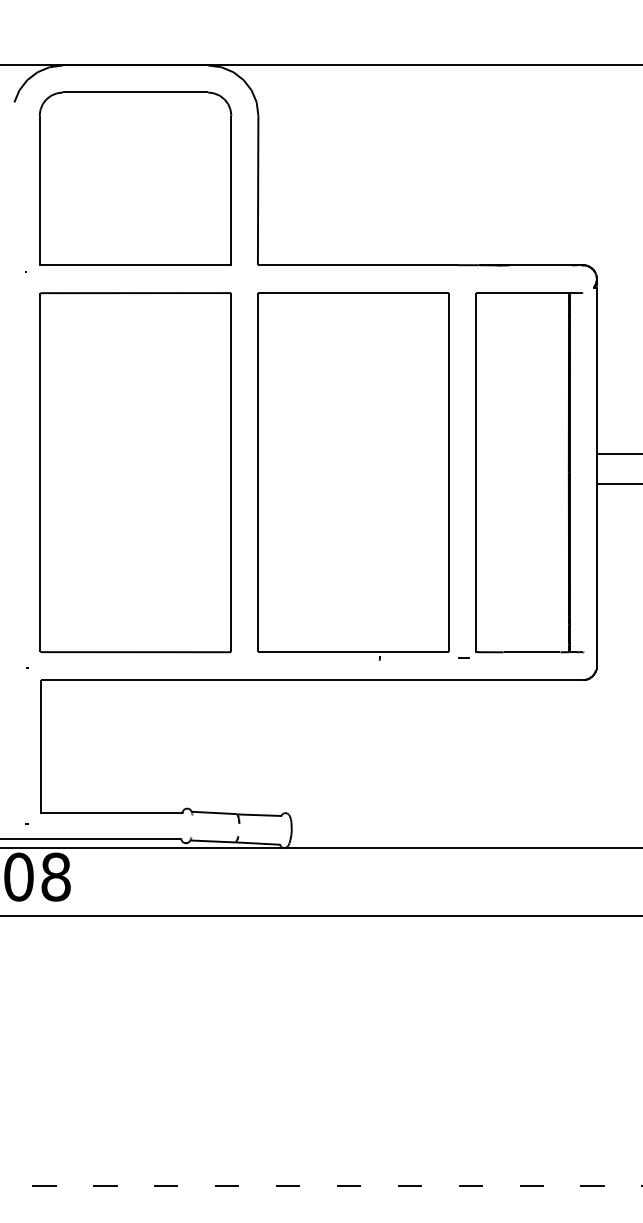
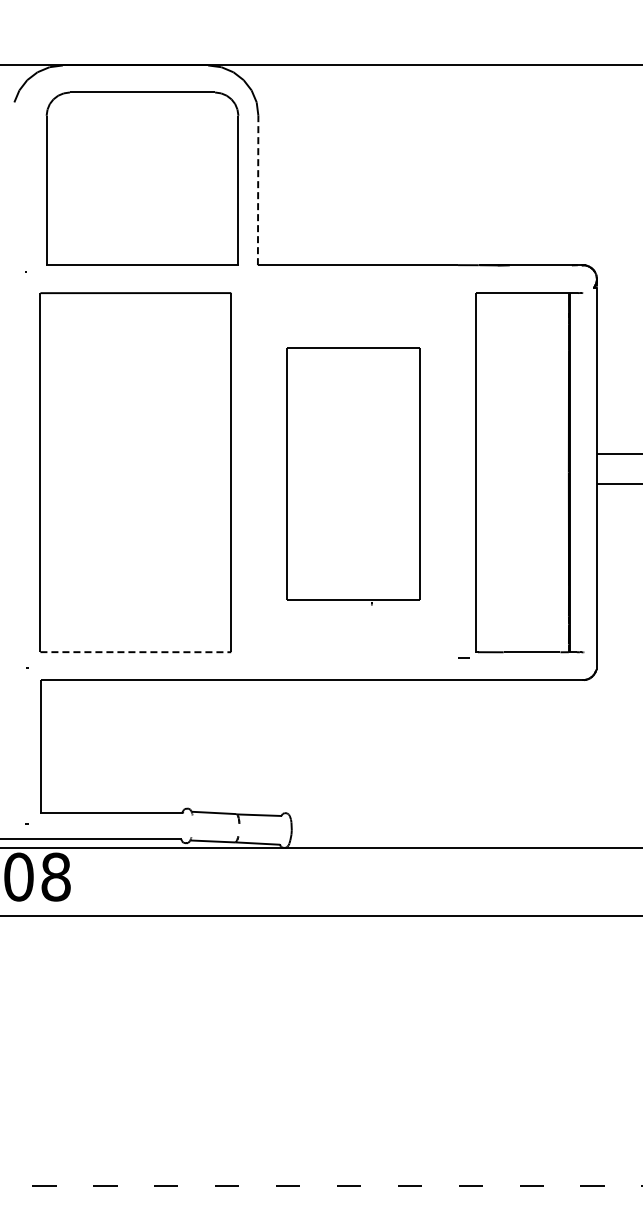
part position: (135, 178) -> (142, 178) (142, 178)
line: solid -> dashed (258, 190)
part size: 193x369 px -> 135x259 px (353, 476)
line: solid -> dashed (136, 652)
